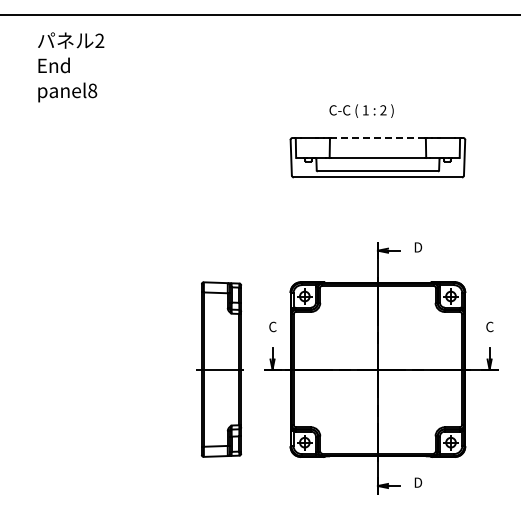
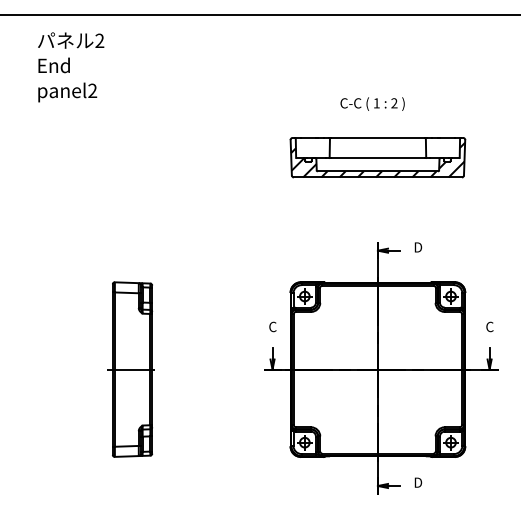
text: panel8 -> panel2 (92, 90)
text position: (361, 110) -> (372, 103) (372, 103)
line: dashed -> solid (377, 137)
hatch: none -> present (378, 159)
part position: (219, 369) -> (130, 369) (130, 369)
